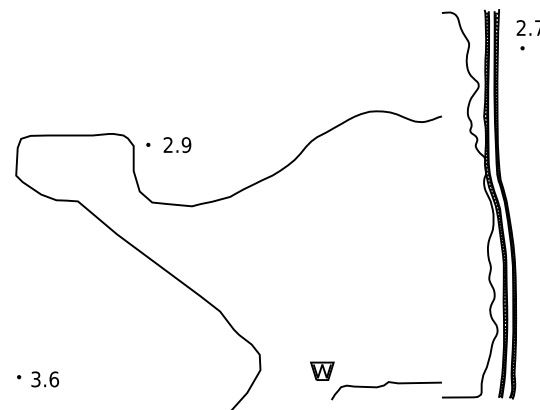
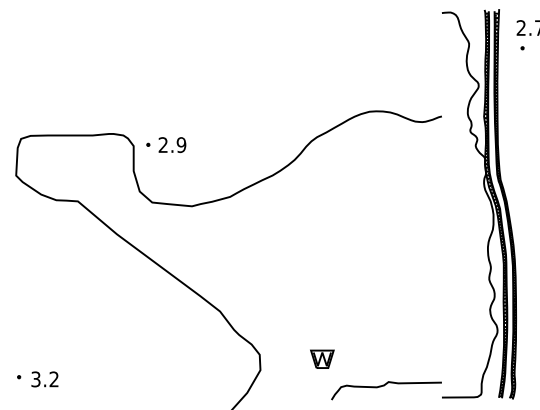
text position: (177, 144) -> (172, 144) (172, 144)
part position: (322, 370) -> (322, 358) (322, 358)
text: 3.6 -> 3.2 (54, 379)
